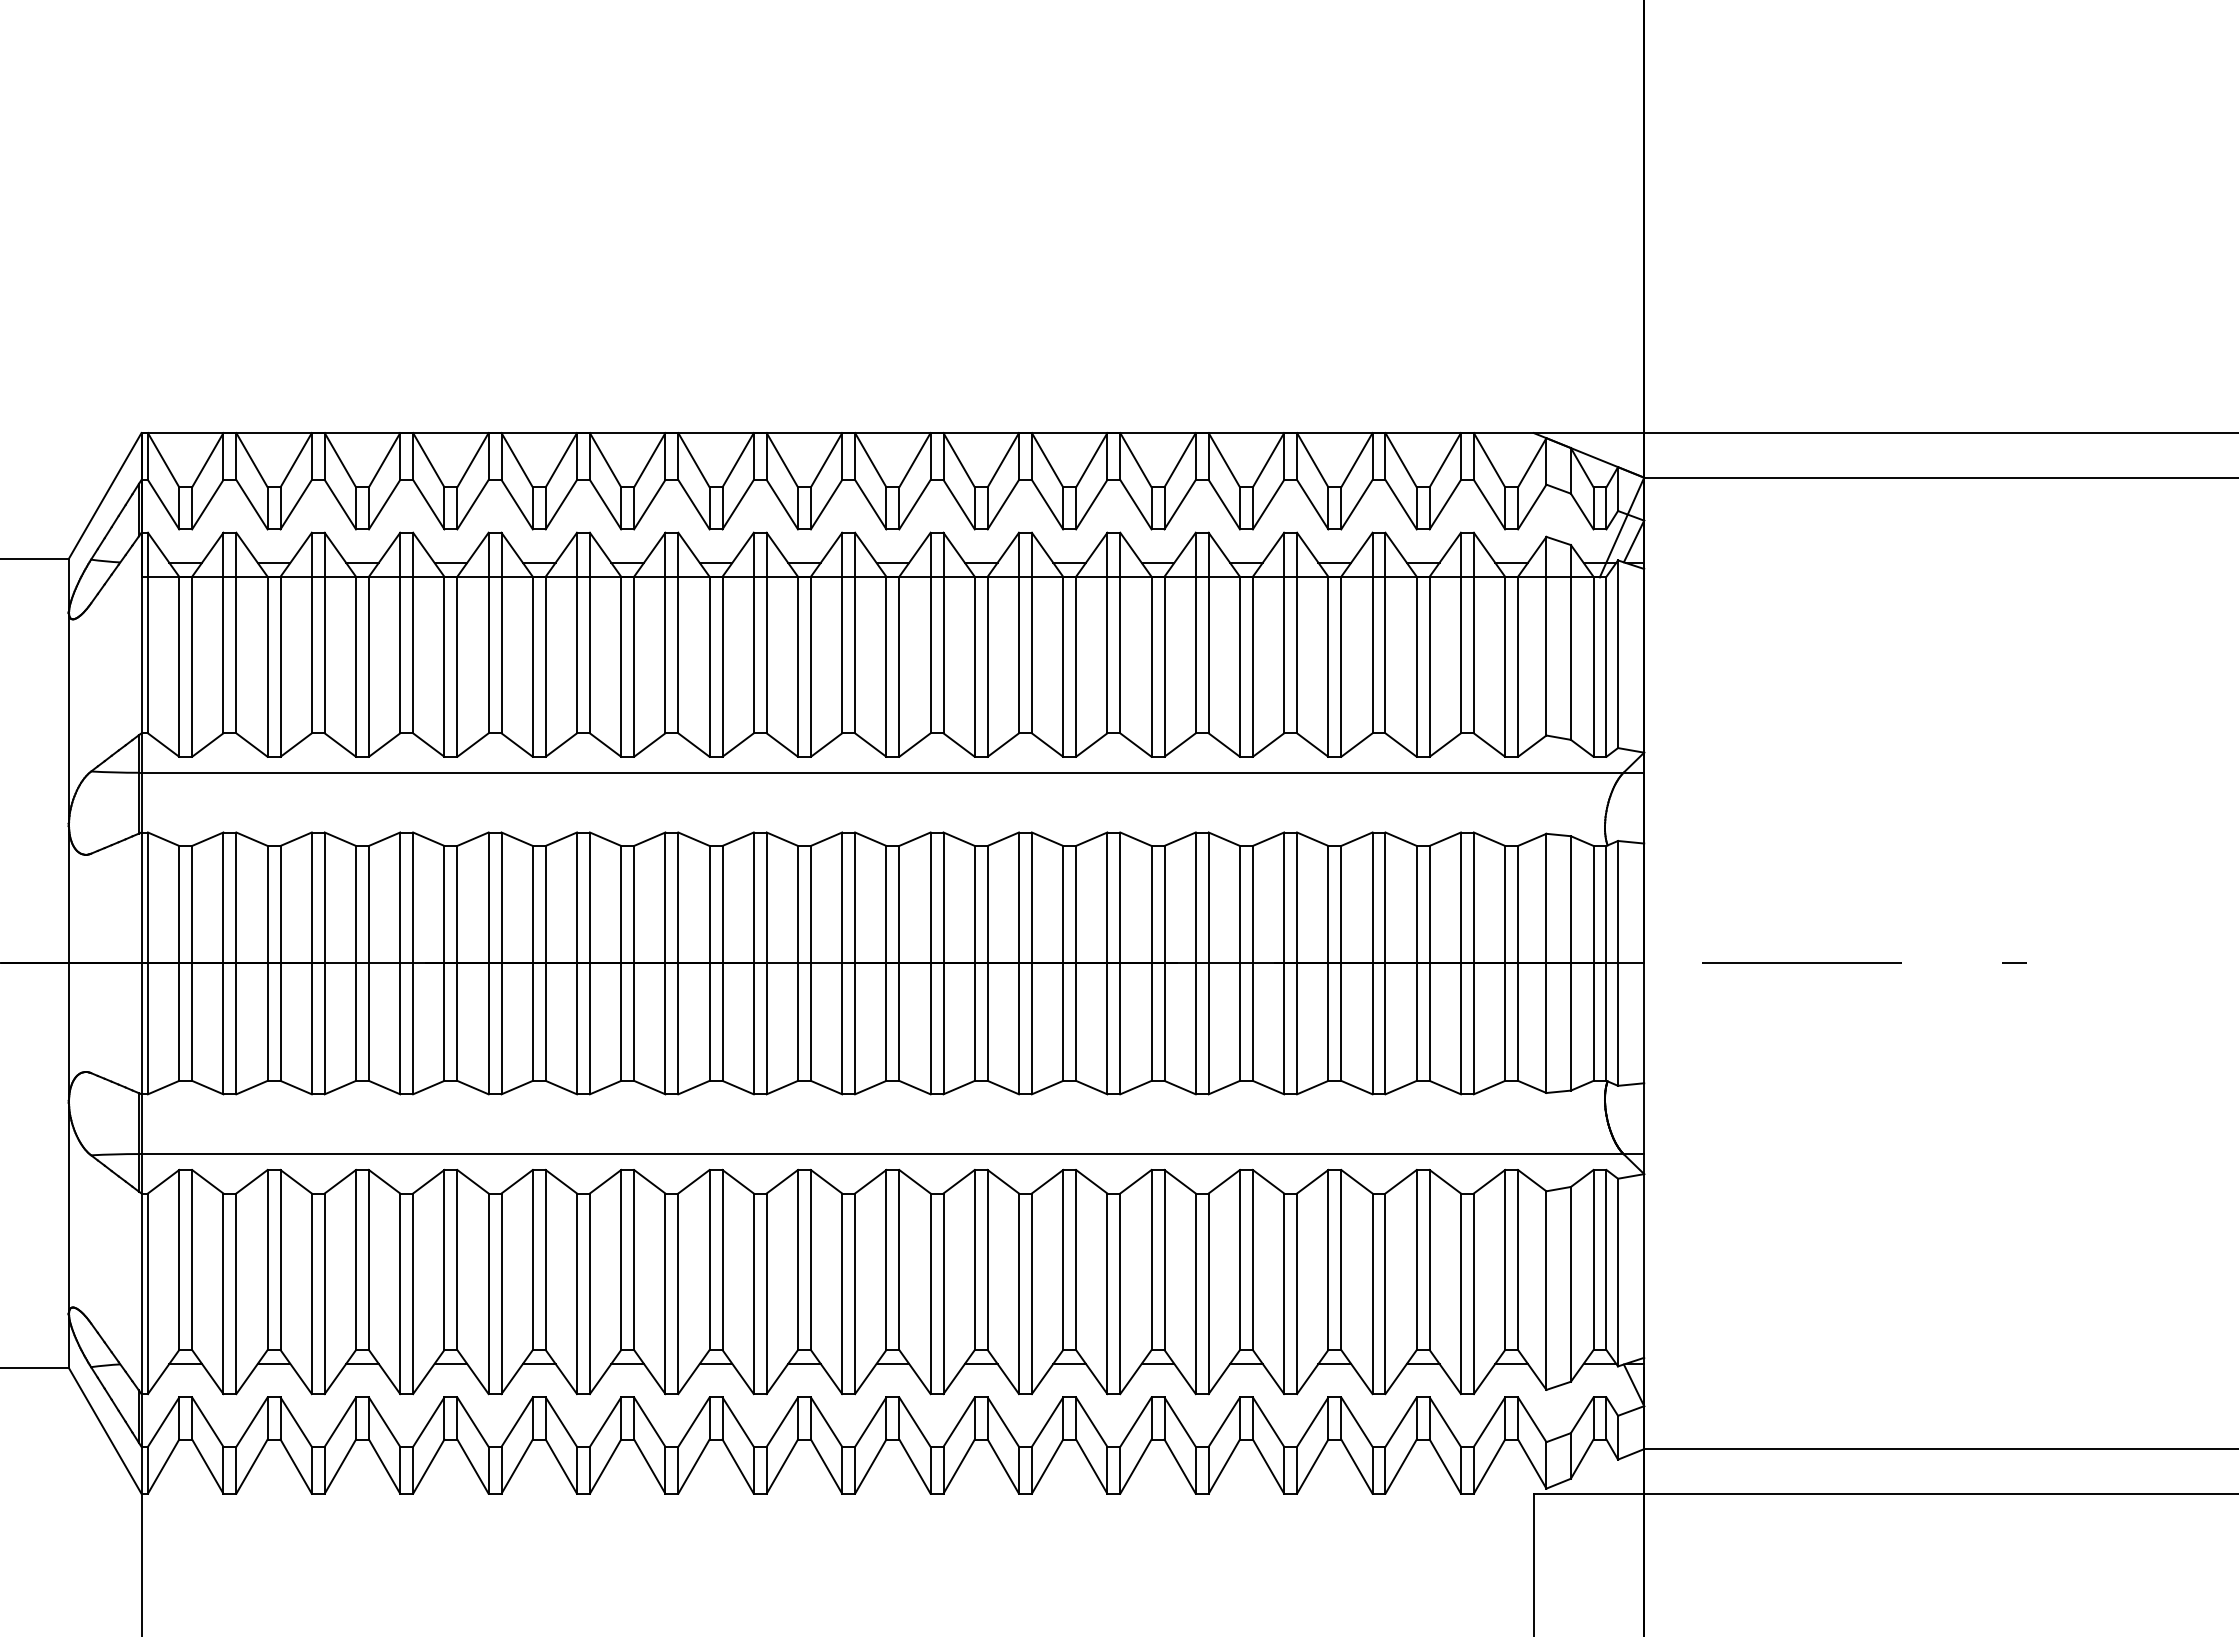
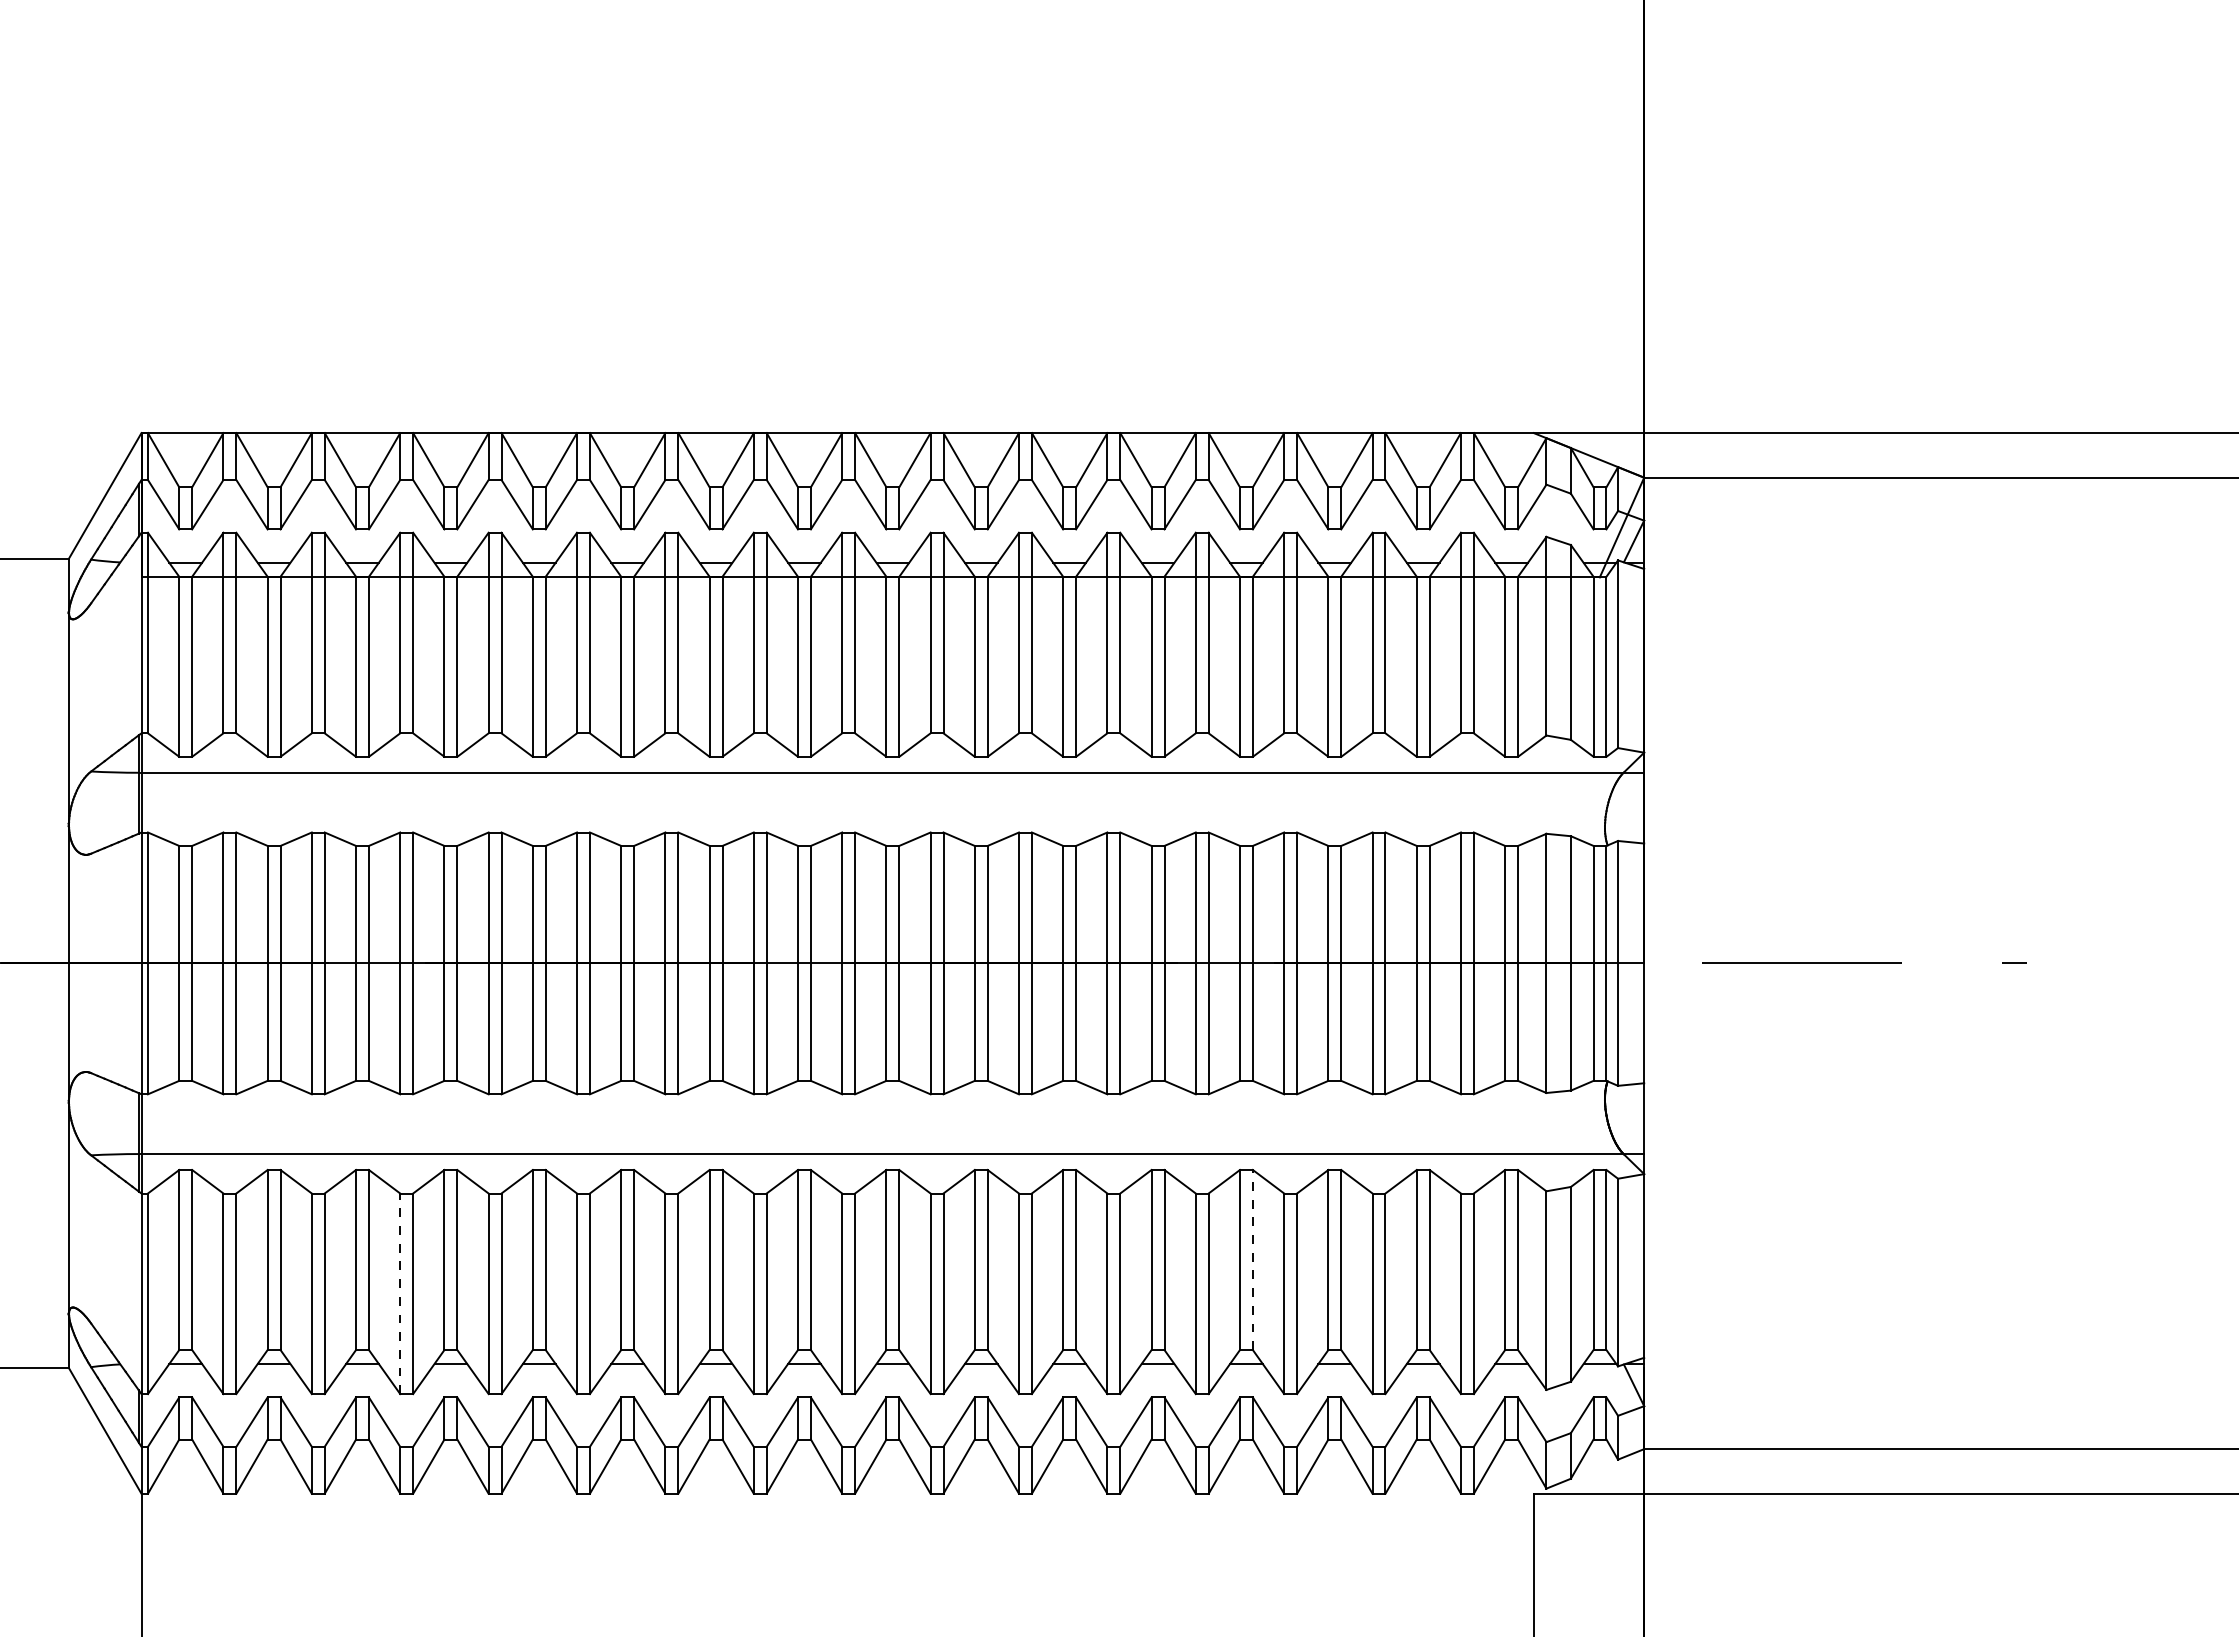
line: solid -> dashed (1252, 1259)
line: solid -> dashed (400, 1293)
